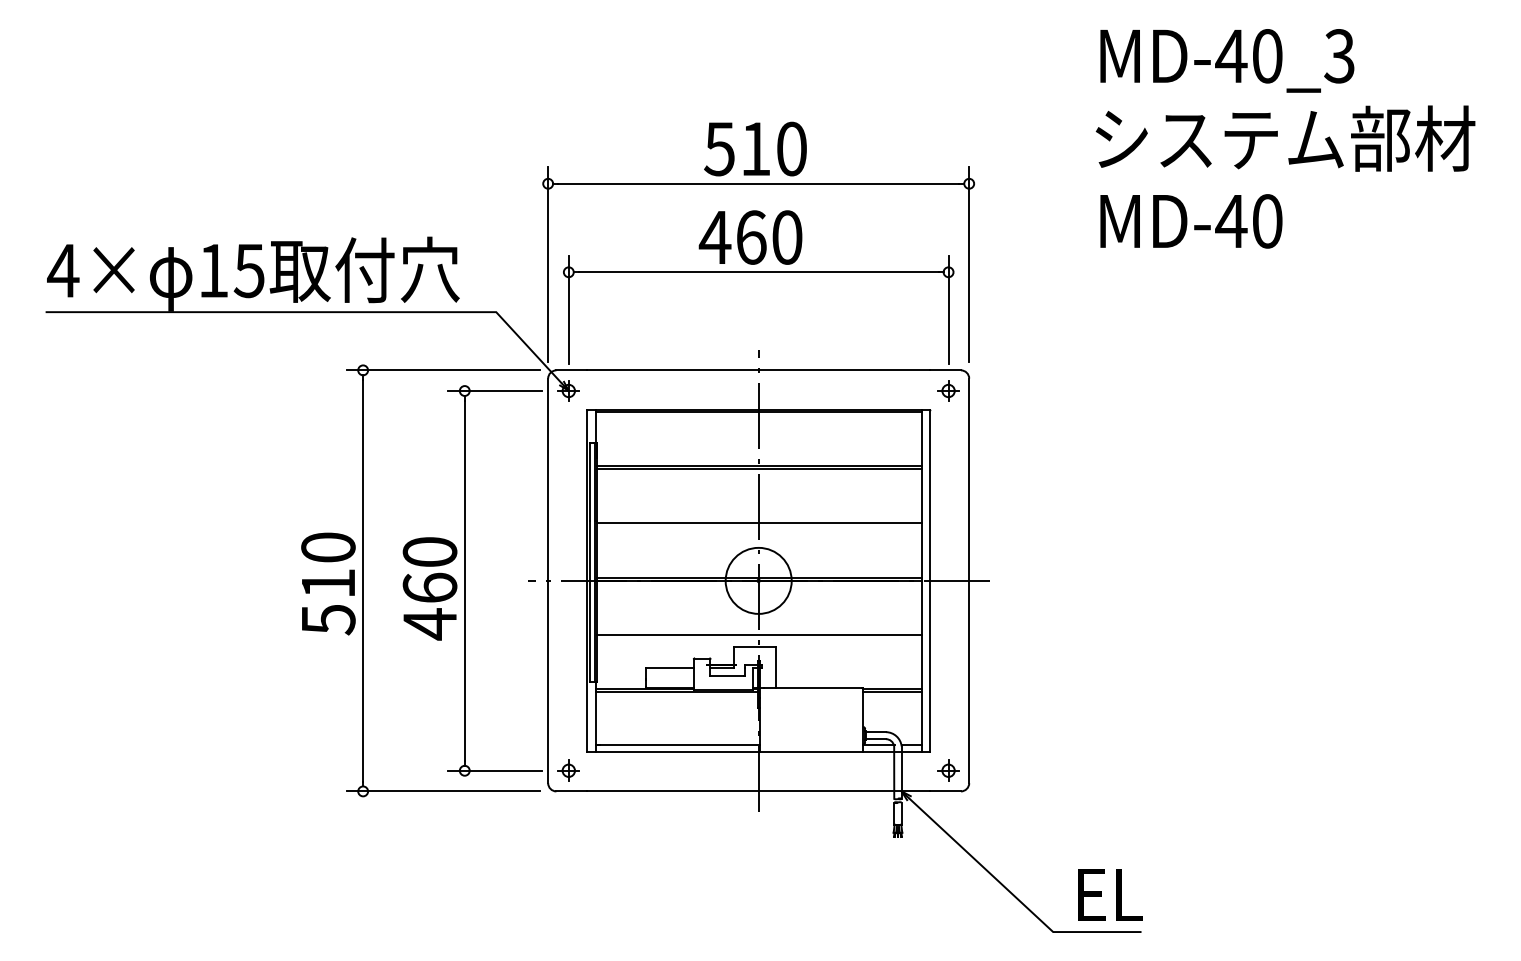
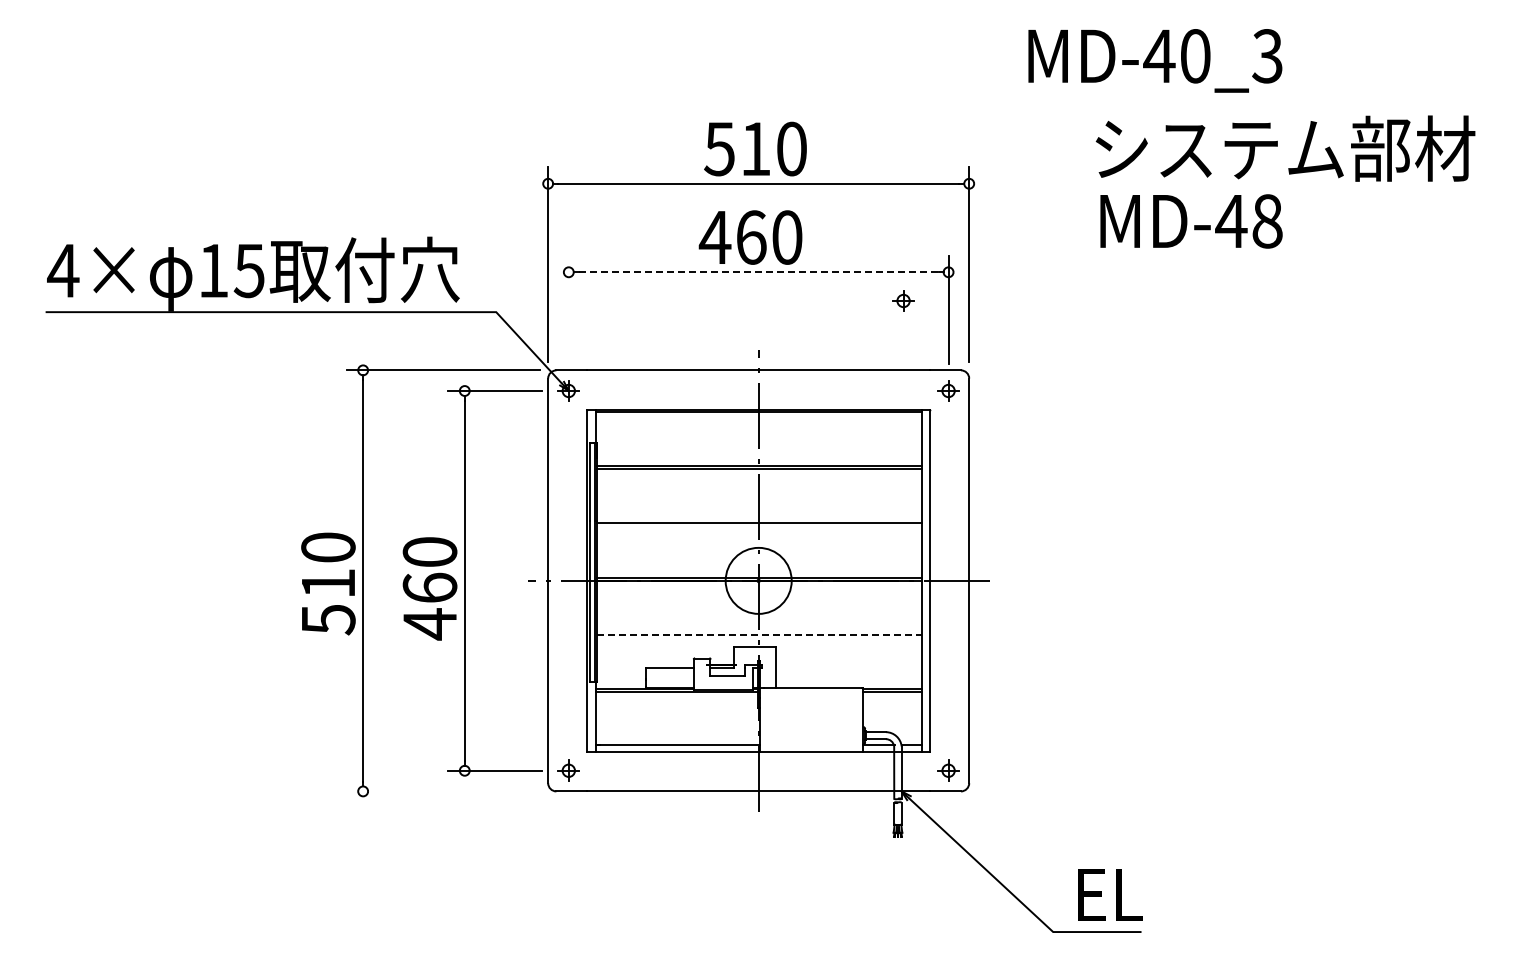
text position: (1227, 60) -> (1155, 60) (1155, 60)
text position: (1285, 138) -> (1285, 148) (1285, 148)
text: MD-40 -> MD-48 (1267, 221)
line: solid -> dashed (758, 272)
part: none -> present (903, 300)
line: present -> none (568, 309)
line: solid -> dashed (759, 634)
line: present -> none (442, 791)
